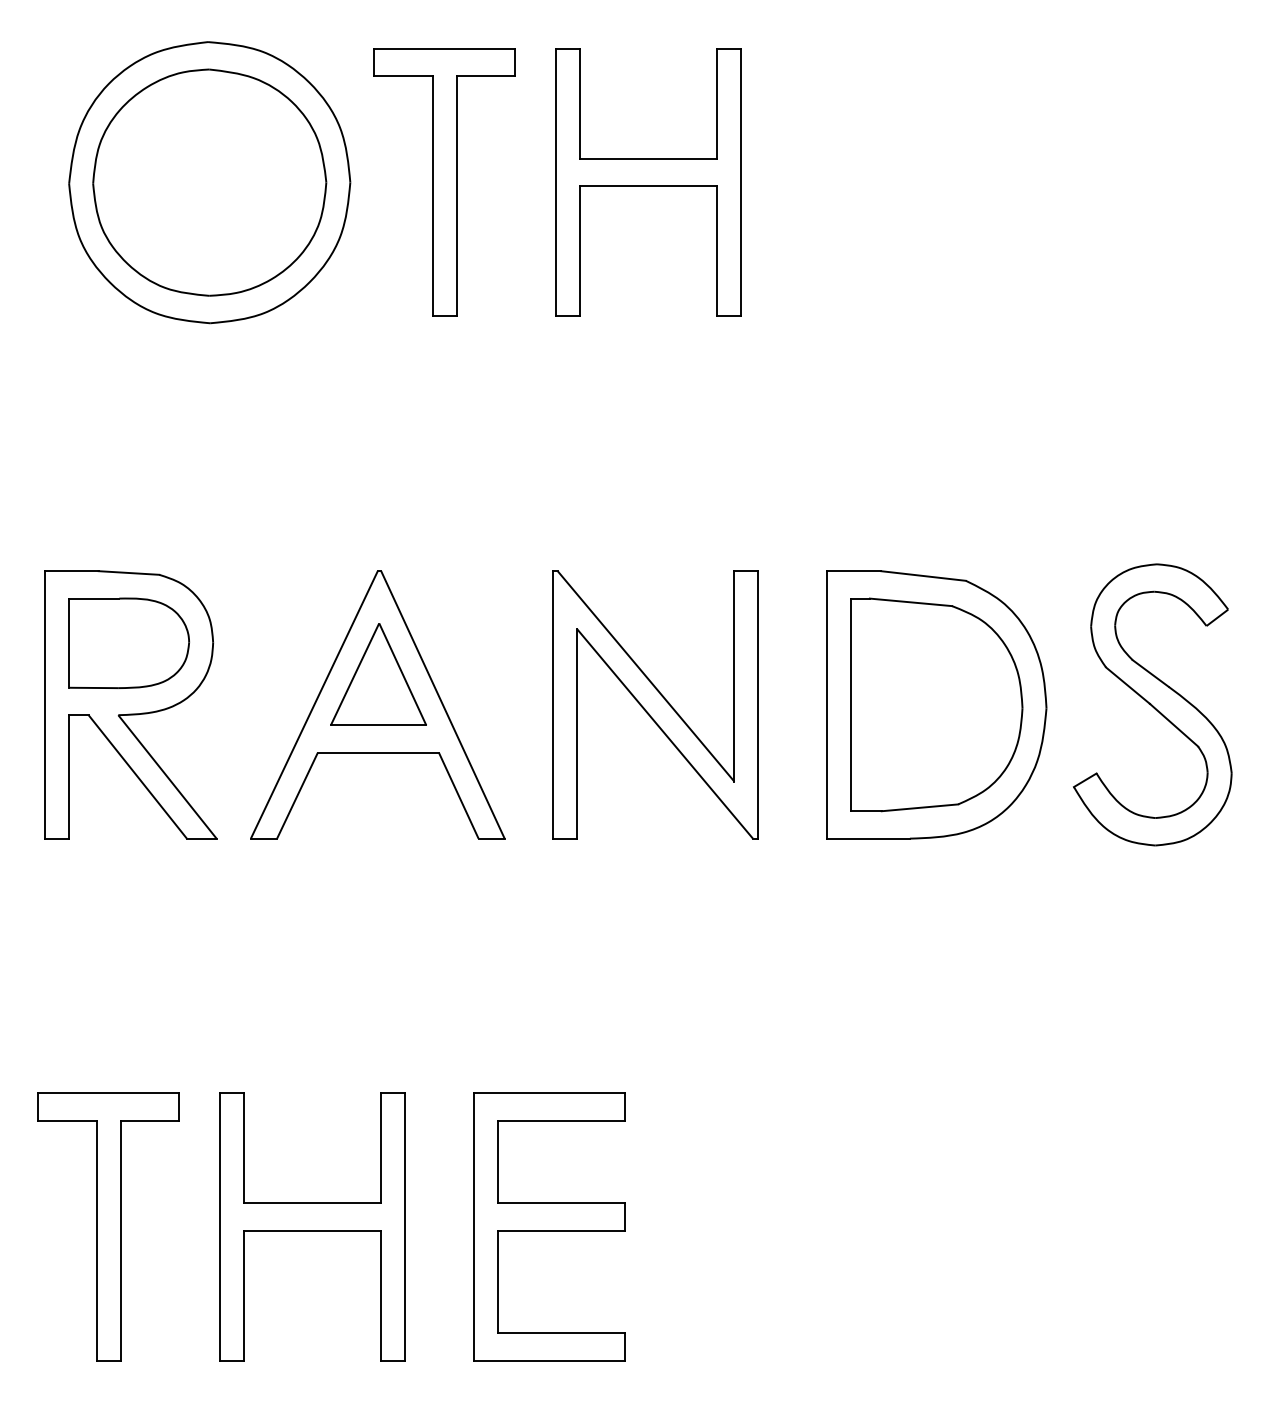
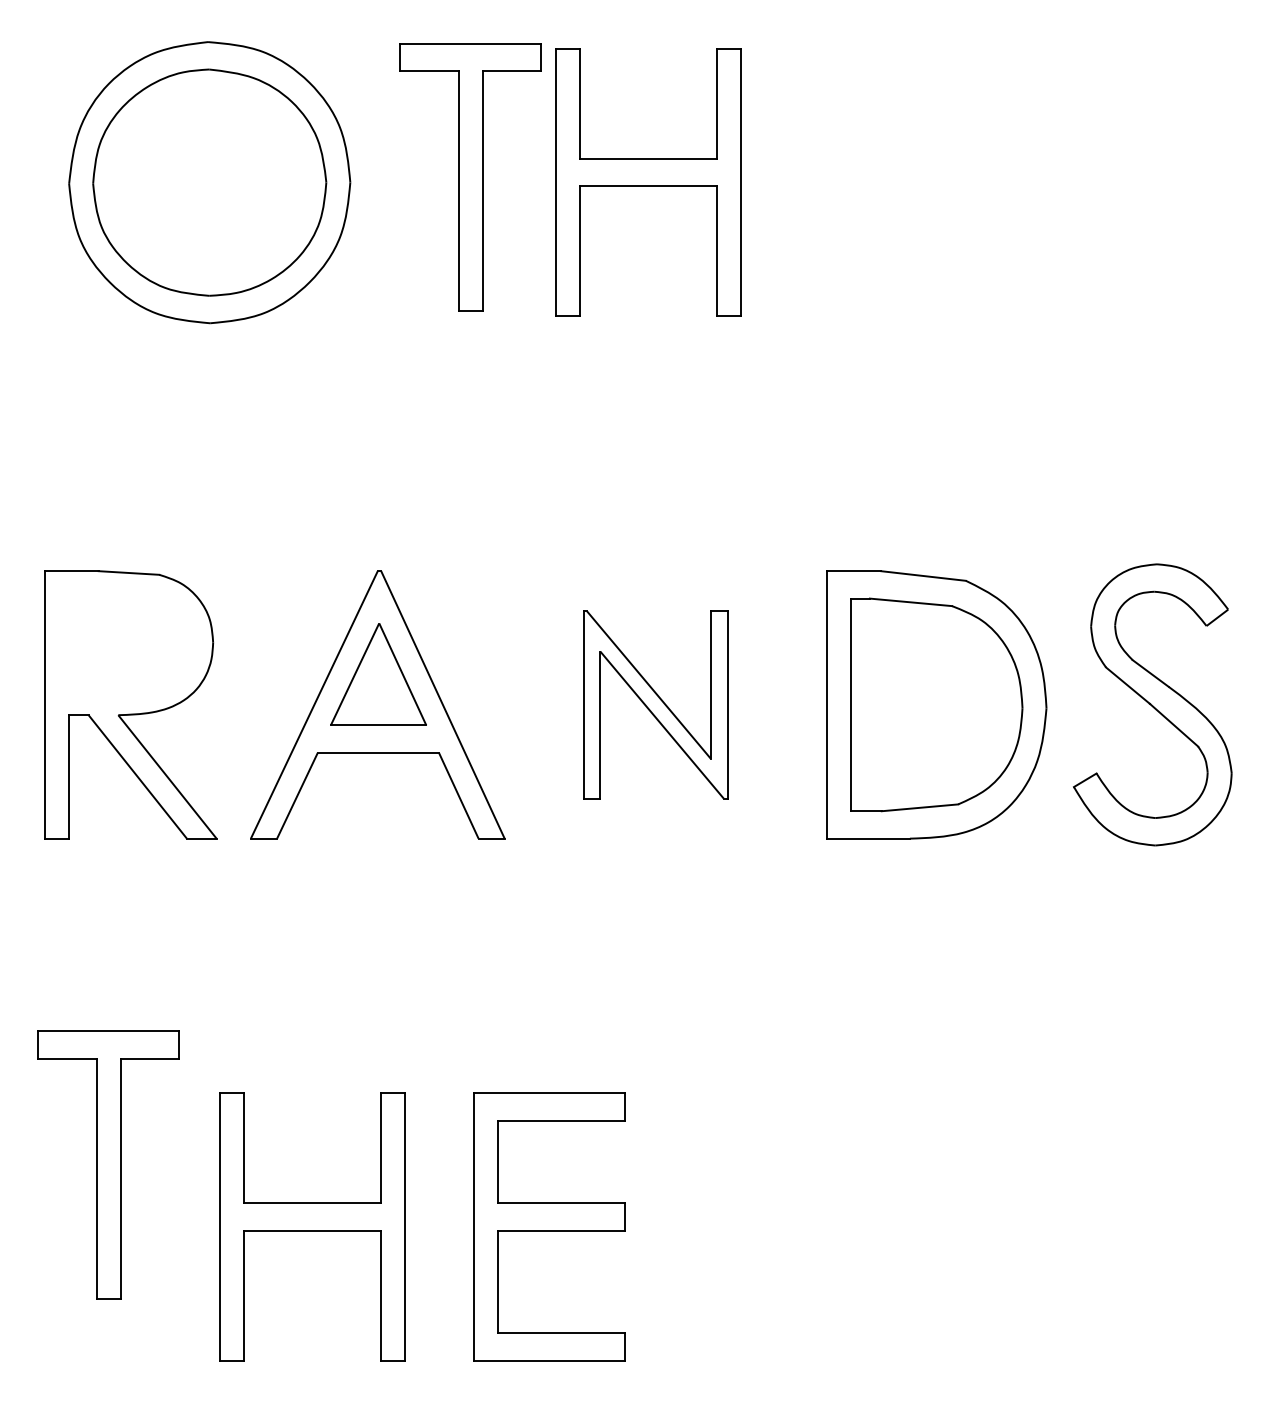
part position: (444, 182) -> (470, 177) (470, 177)
part: present -> none (128, 642)
part size: 207x270 px -> 146x190 px (655, 704)
part position: (108, 1226) -> (108, 1164) (108, 1164)
